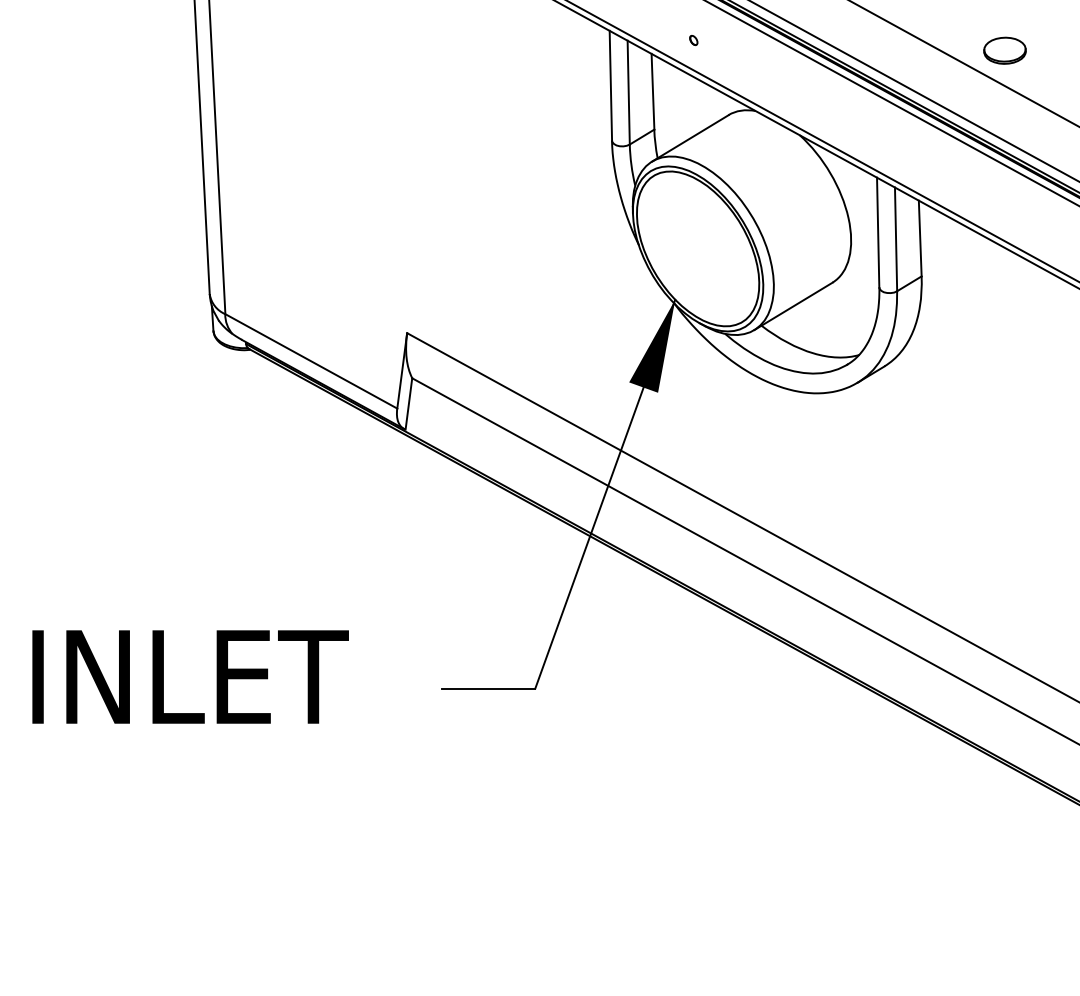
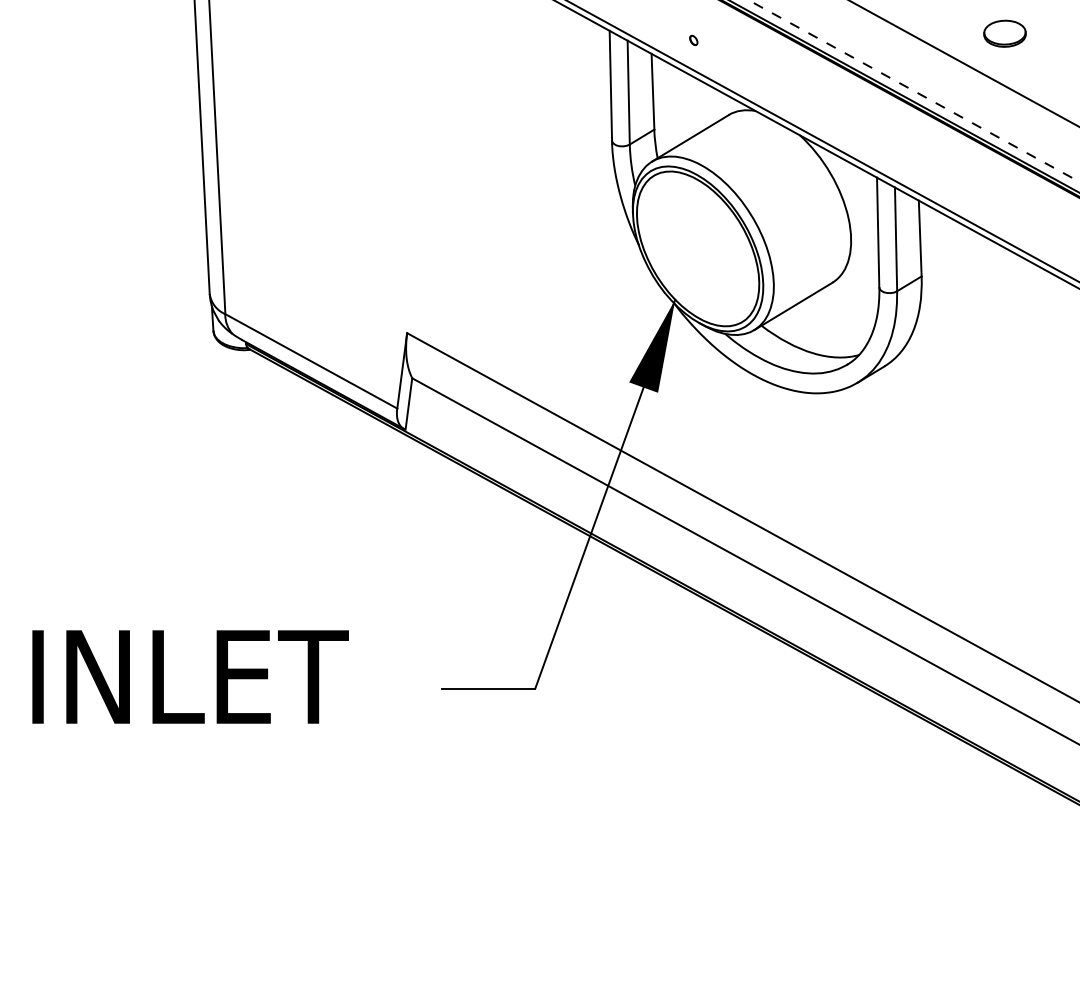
part position: (1004, 50) -> (1004, 33) (1004, 33)
line: solid -> dashed (914, 91)
line: present -> none (891, 103)
